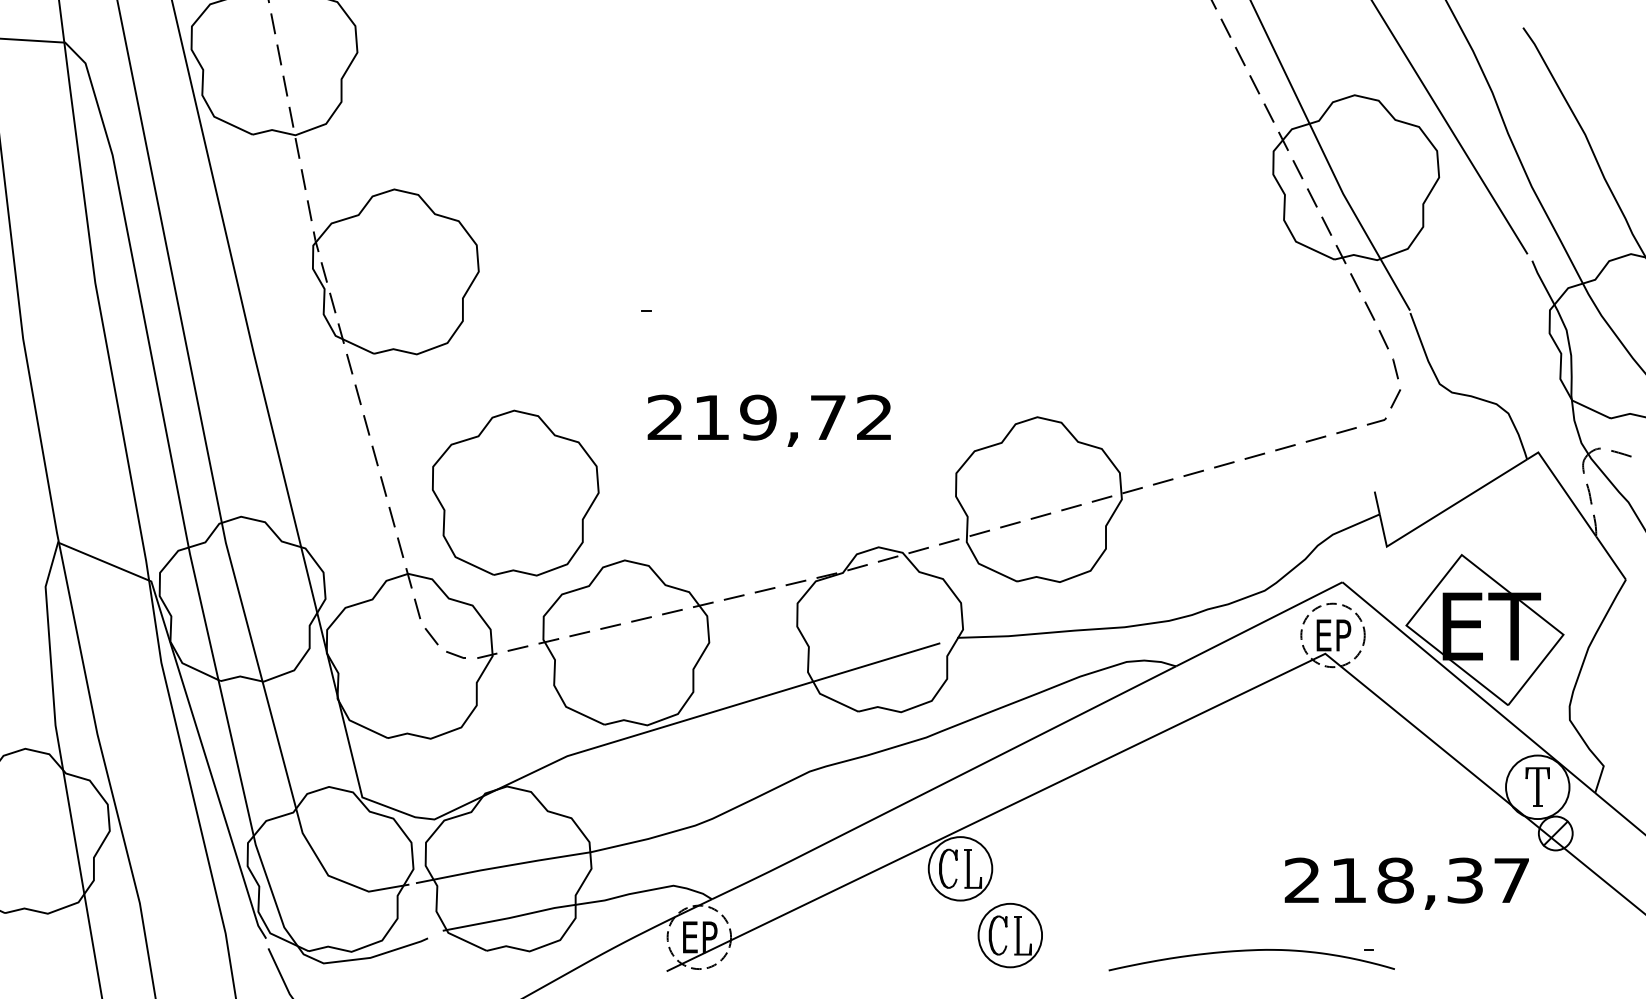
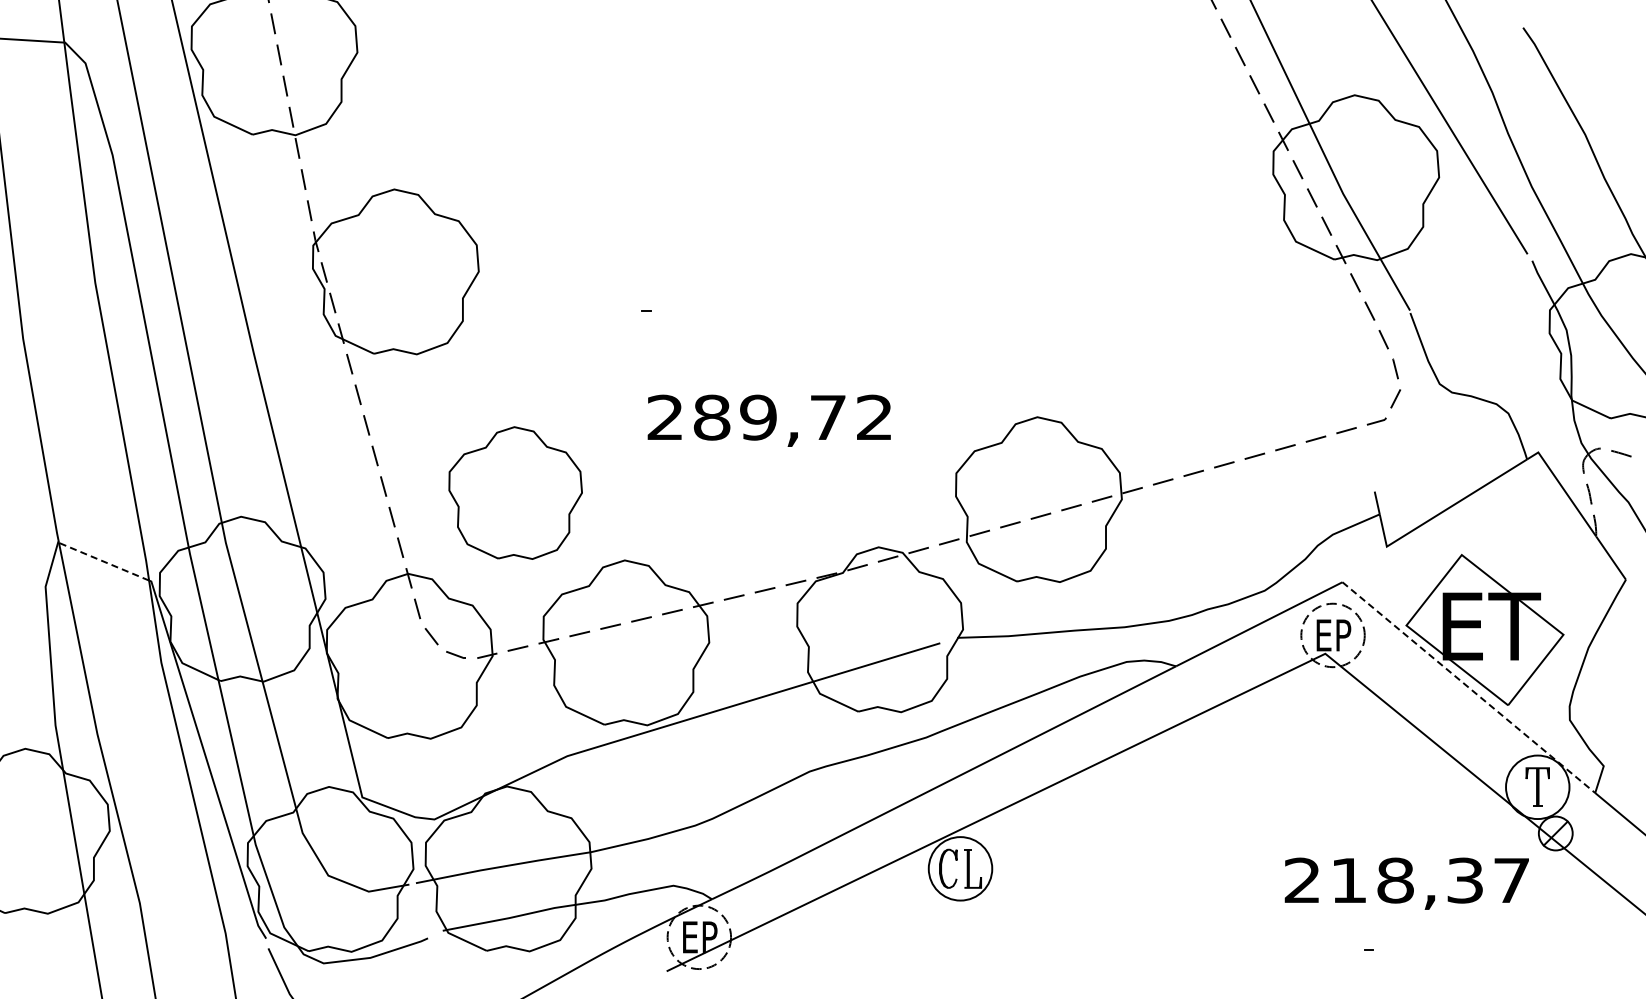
text: 219,72 -> 289,72 (711, 417)
part size: 169x168 px -> 135x134 px (515, 492)
line: solid -> dashed (104, 561)
line: solid -> dashed (1468, 687)
part: present -> none (1009, 935)
curve: present -> none (1251, 951)
